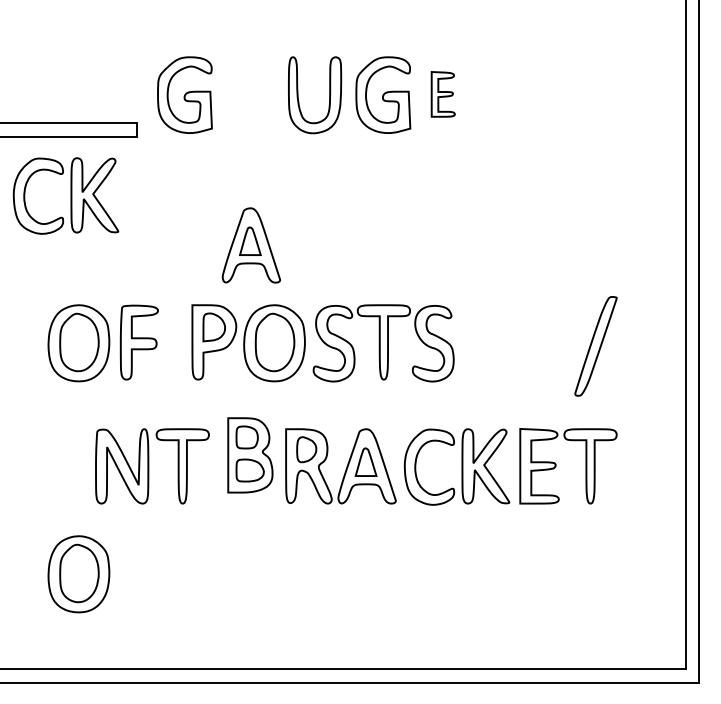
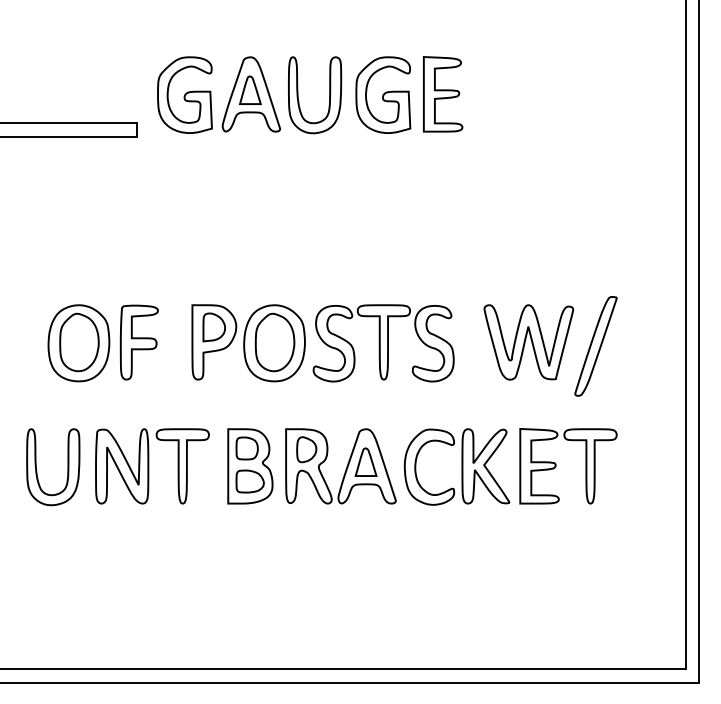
part size: 26x47 px -> 41x77 px (443, 94)
part: present -> none (65, 195)
part position: (250, 245) -> (250, 94) (250, 94)
part: none -> present (528, 342)
part position: (250, 455) -> (250, 466) (250, 466)
part: none -> present (67, 467)
part: present -> none (78, 574)
